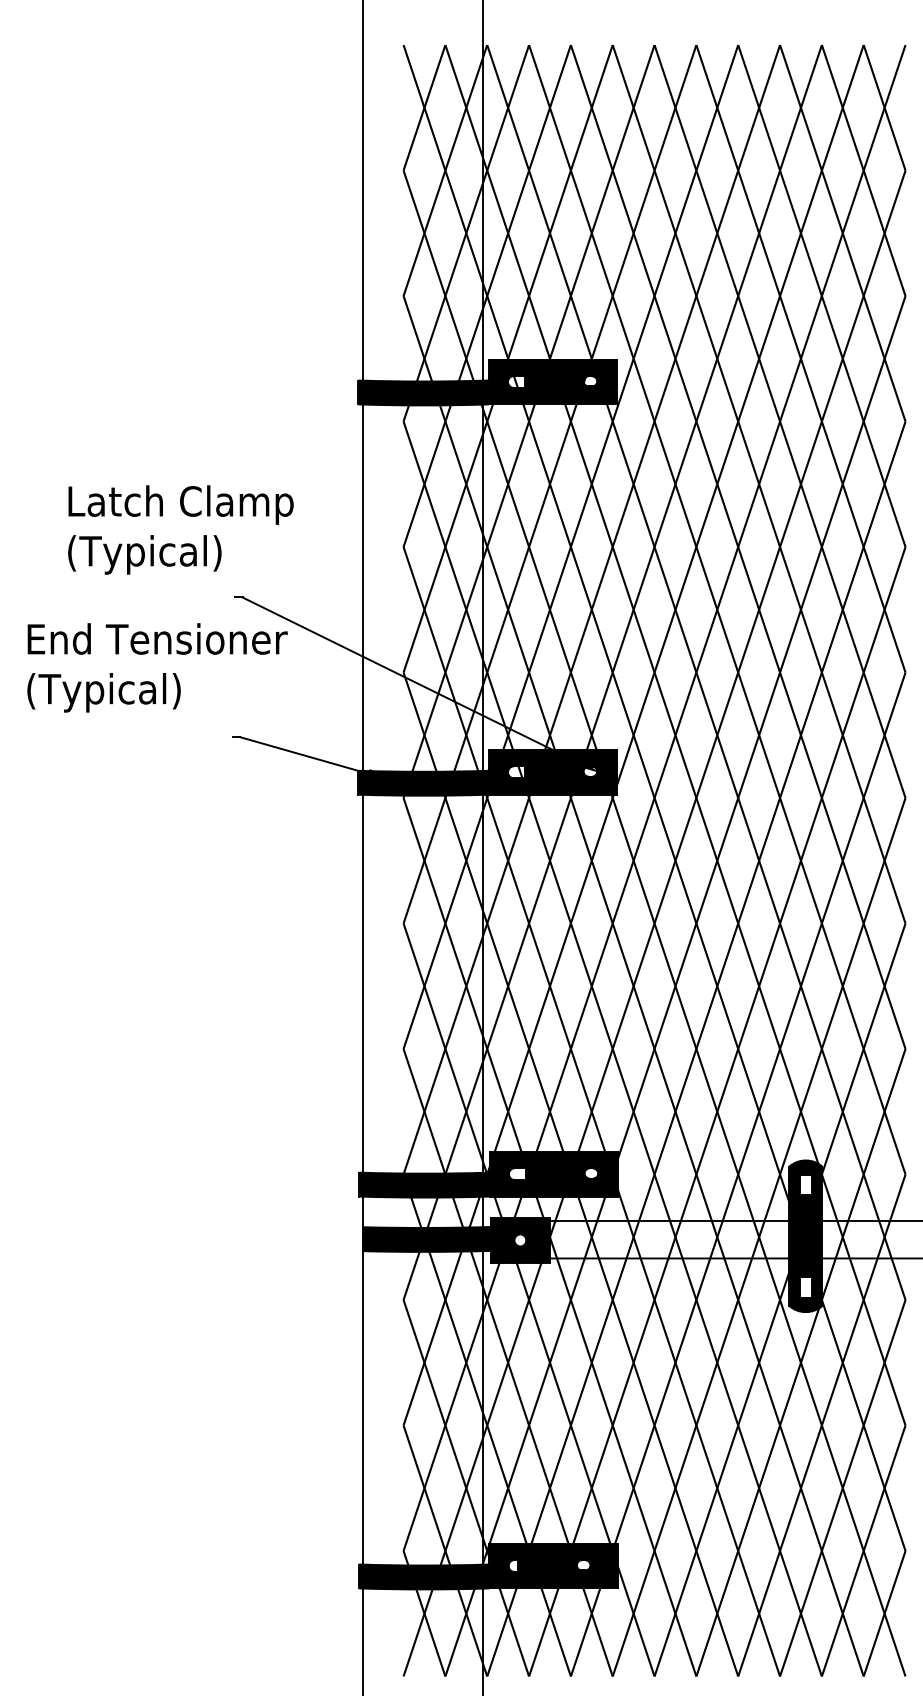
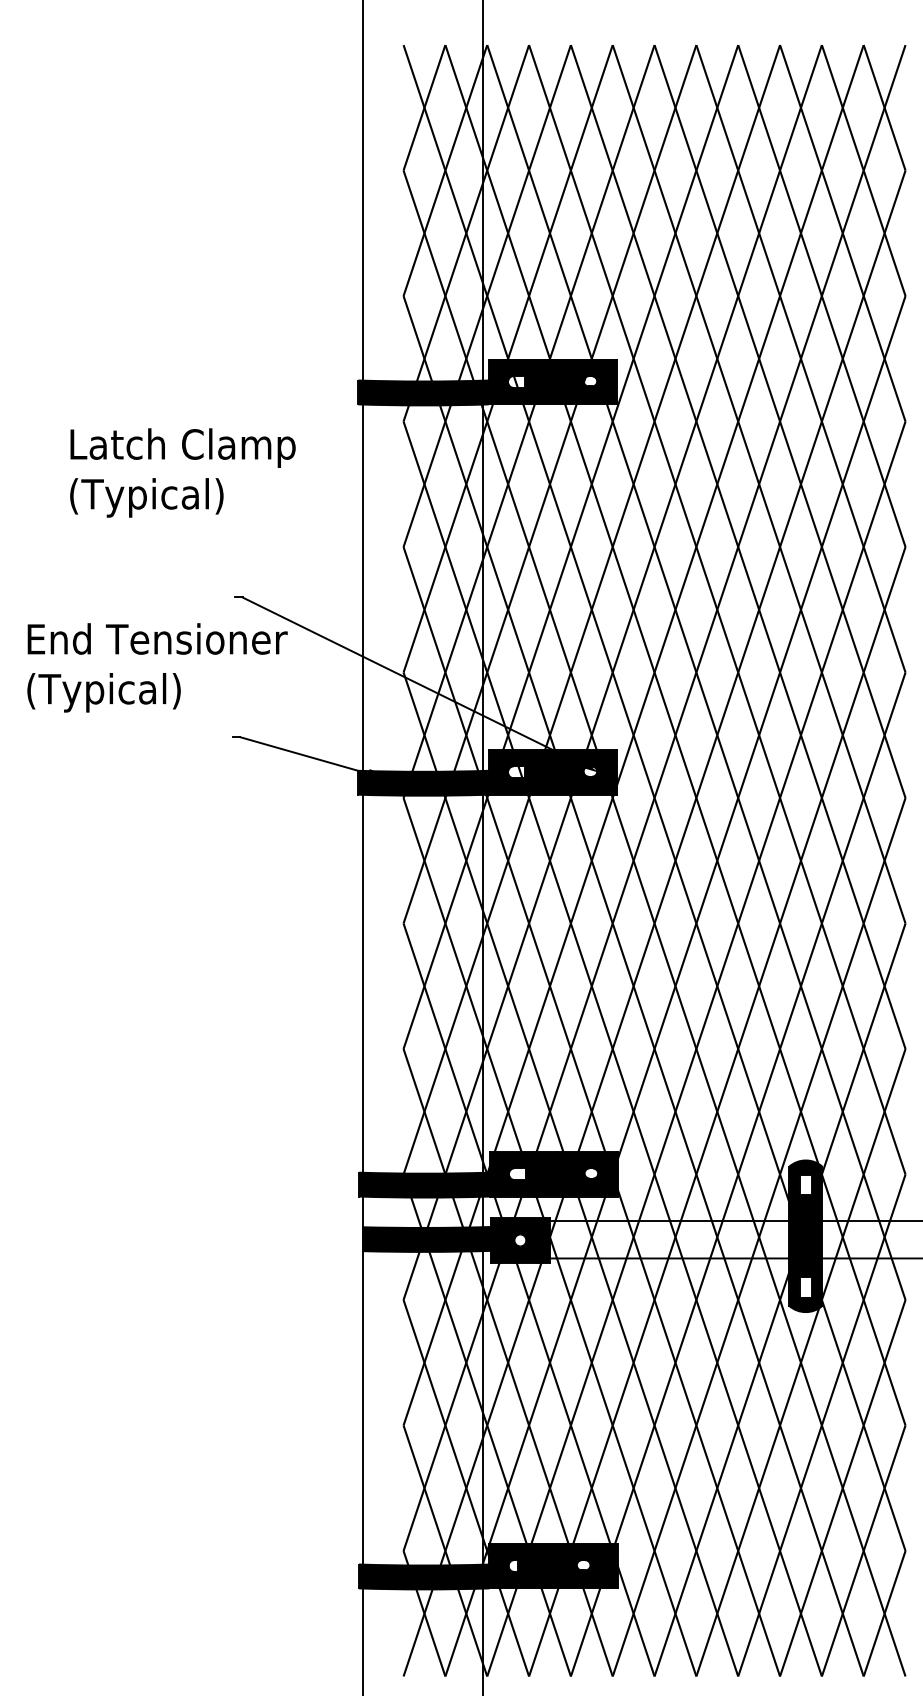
text position: (180, 529) -> (182, 472) (182, 472)
